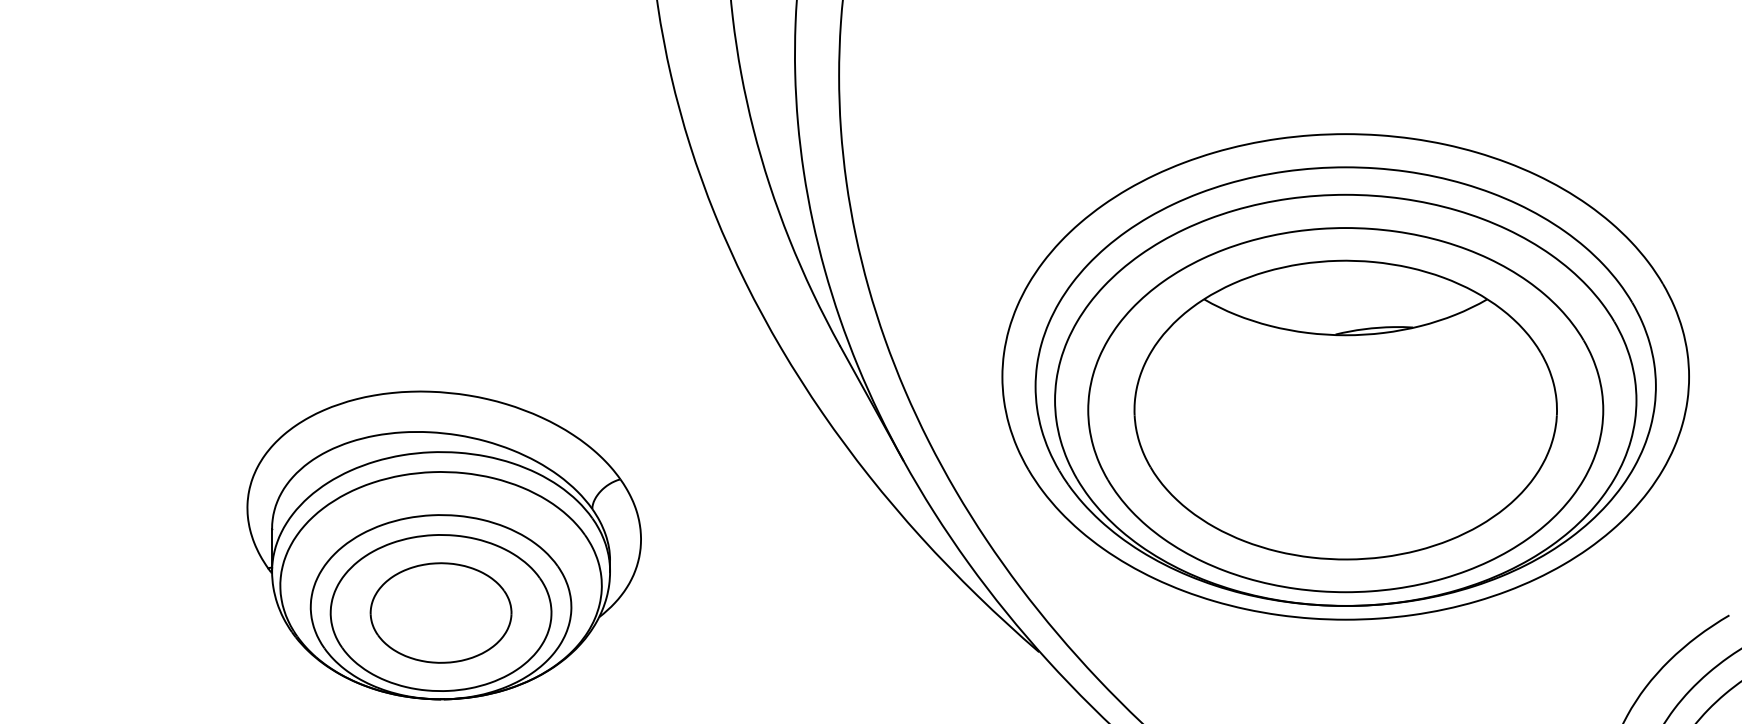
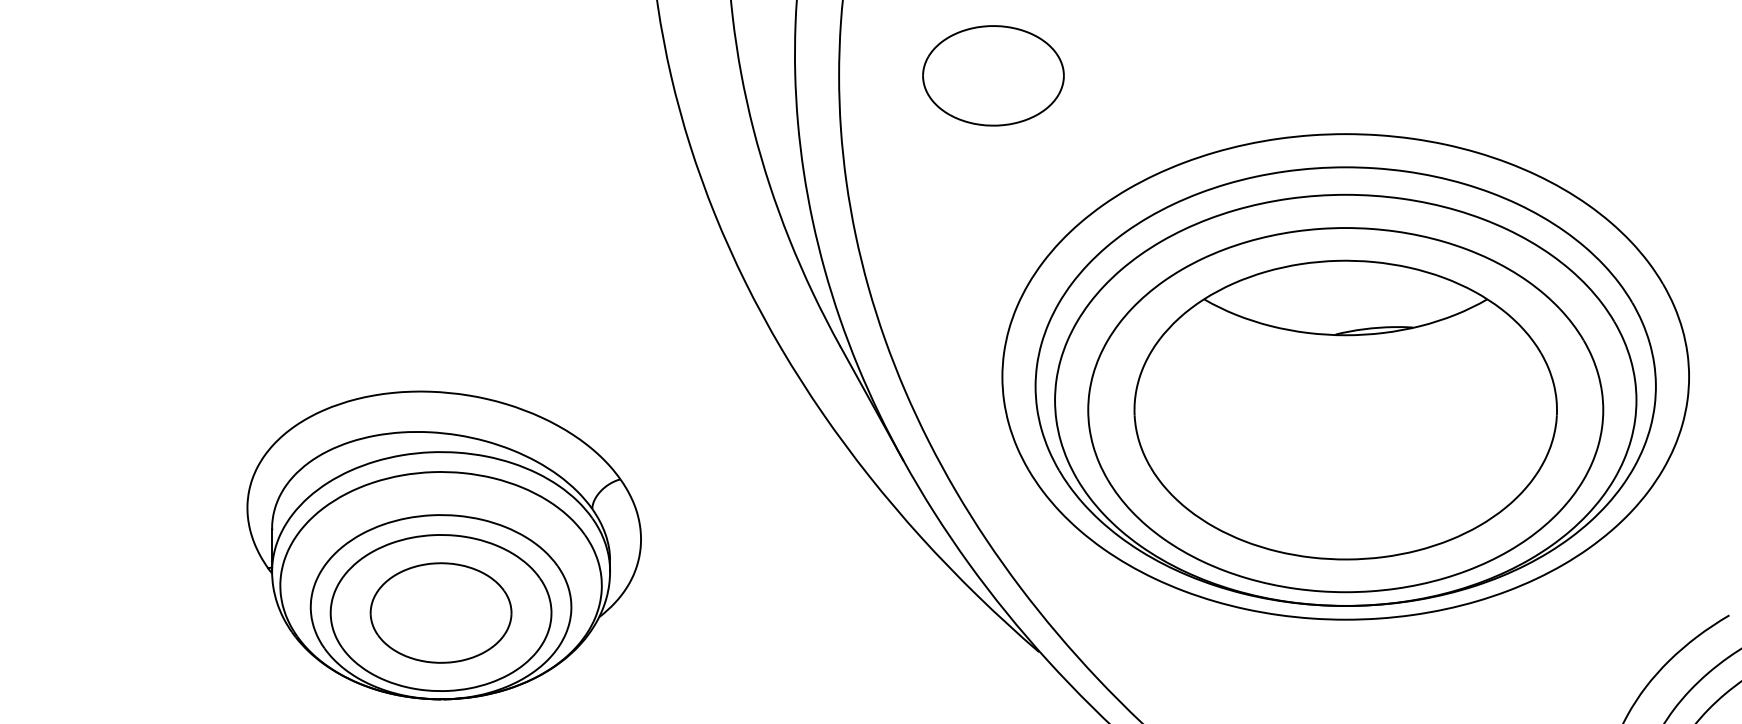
part: none -> present (993, 75)
